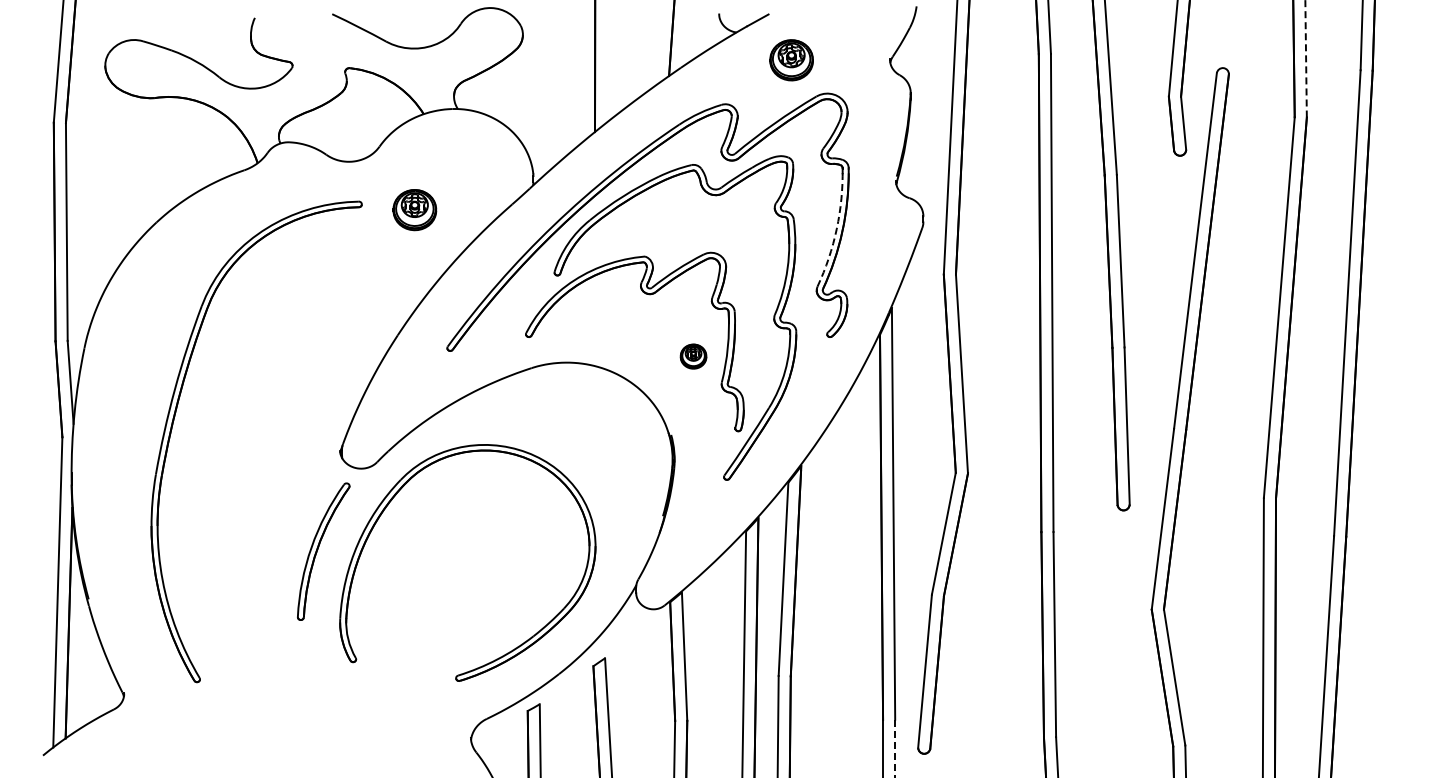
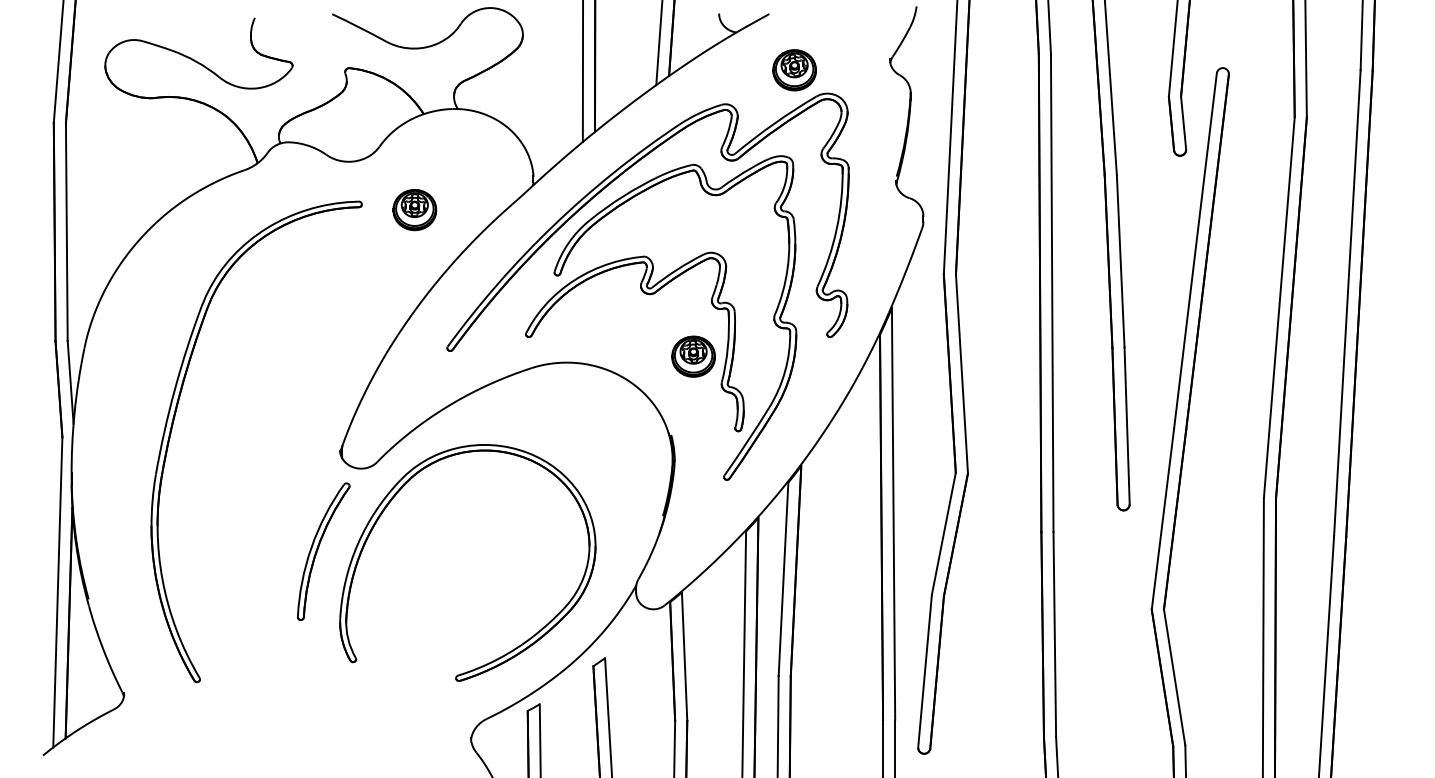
line: none -> present (659, 43)
line: dashed -> solid (1306, 58)
part position: (791, 60) -> (794, 70) (794, 70)
line: none -> present (582, 72)
arc: dashed -> solid (836, 229)
part size: 29x27 px -> 45x43 px (693, 356)
line: dashed -> solid (895, 748)
